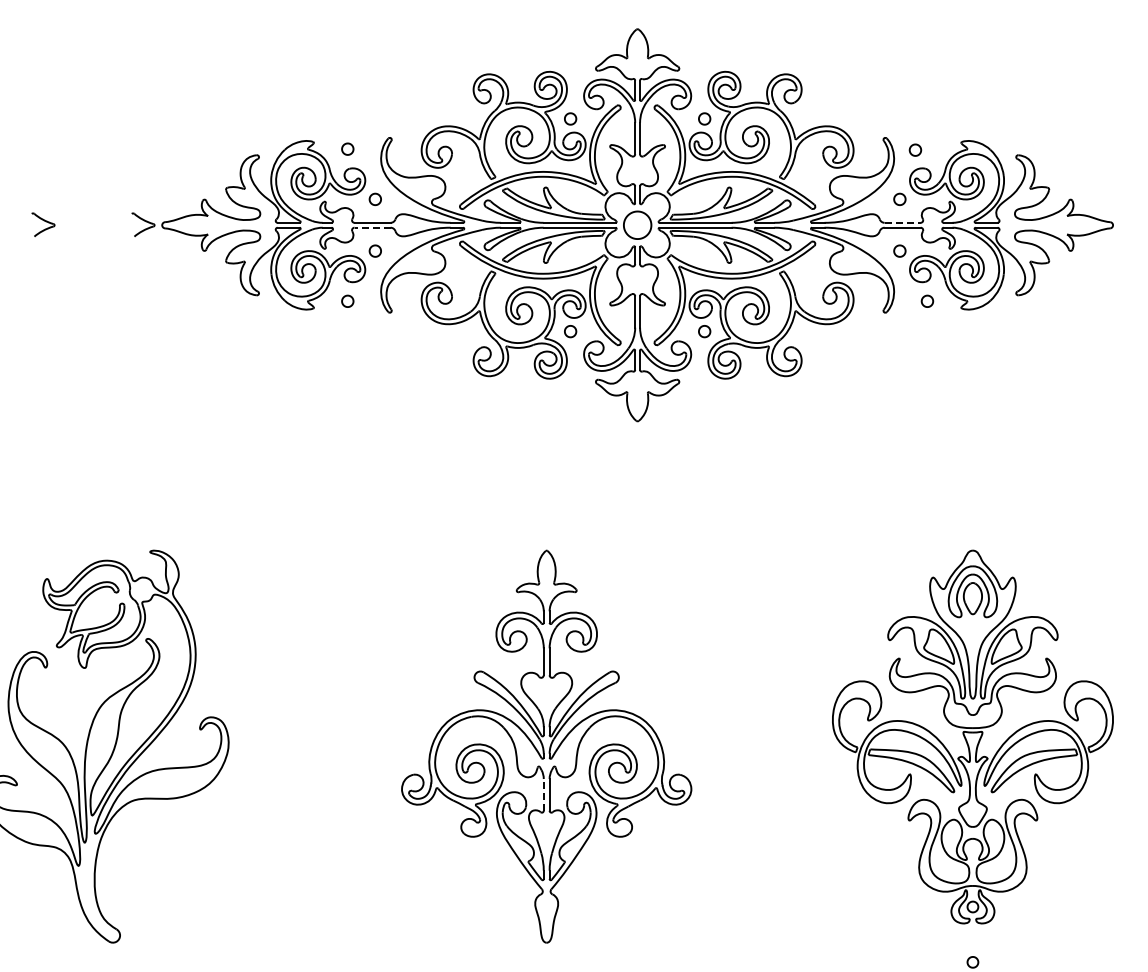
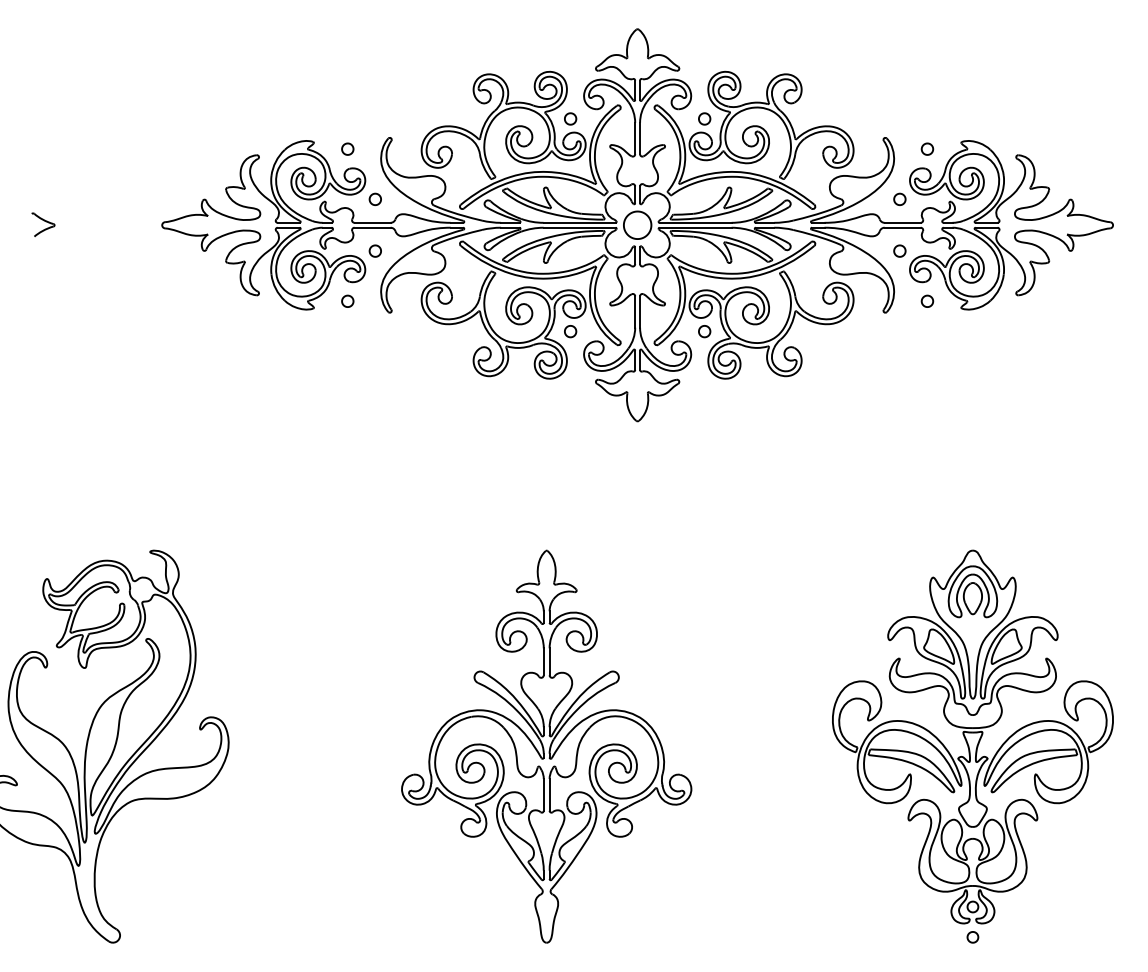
part position: (915, 149) -> (927, 148) (927, 148)
line: dashed -> solid (903, 222)
part: present -> none (143, 224)
line: dashed -> solid (372, 227)
line: dashed -> solid (543, 794)
part position: (972, 962) -> (972, 937) (972, 937)
